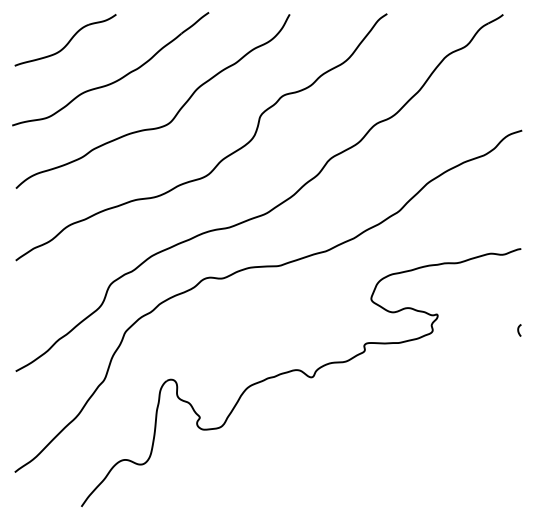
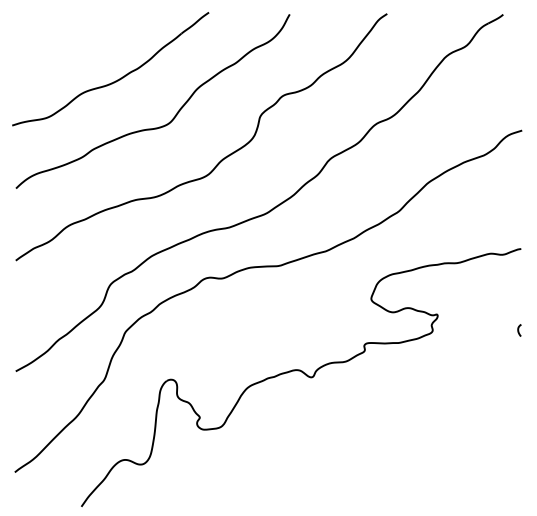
part: present -> none (65, 40)
